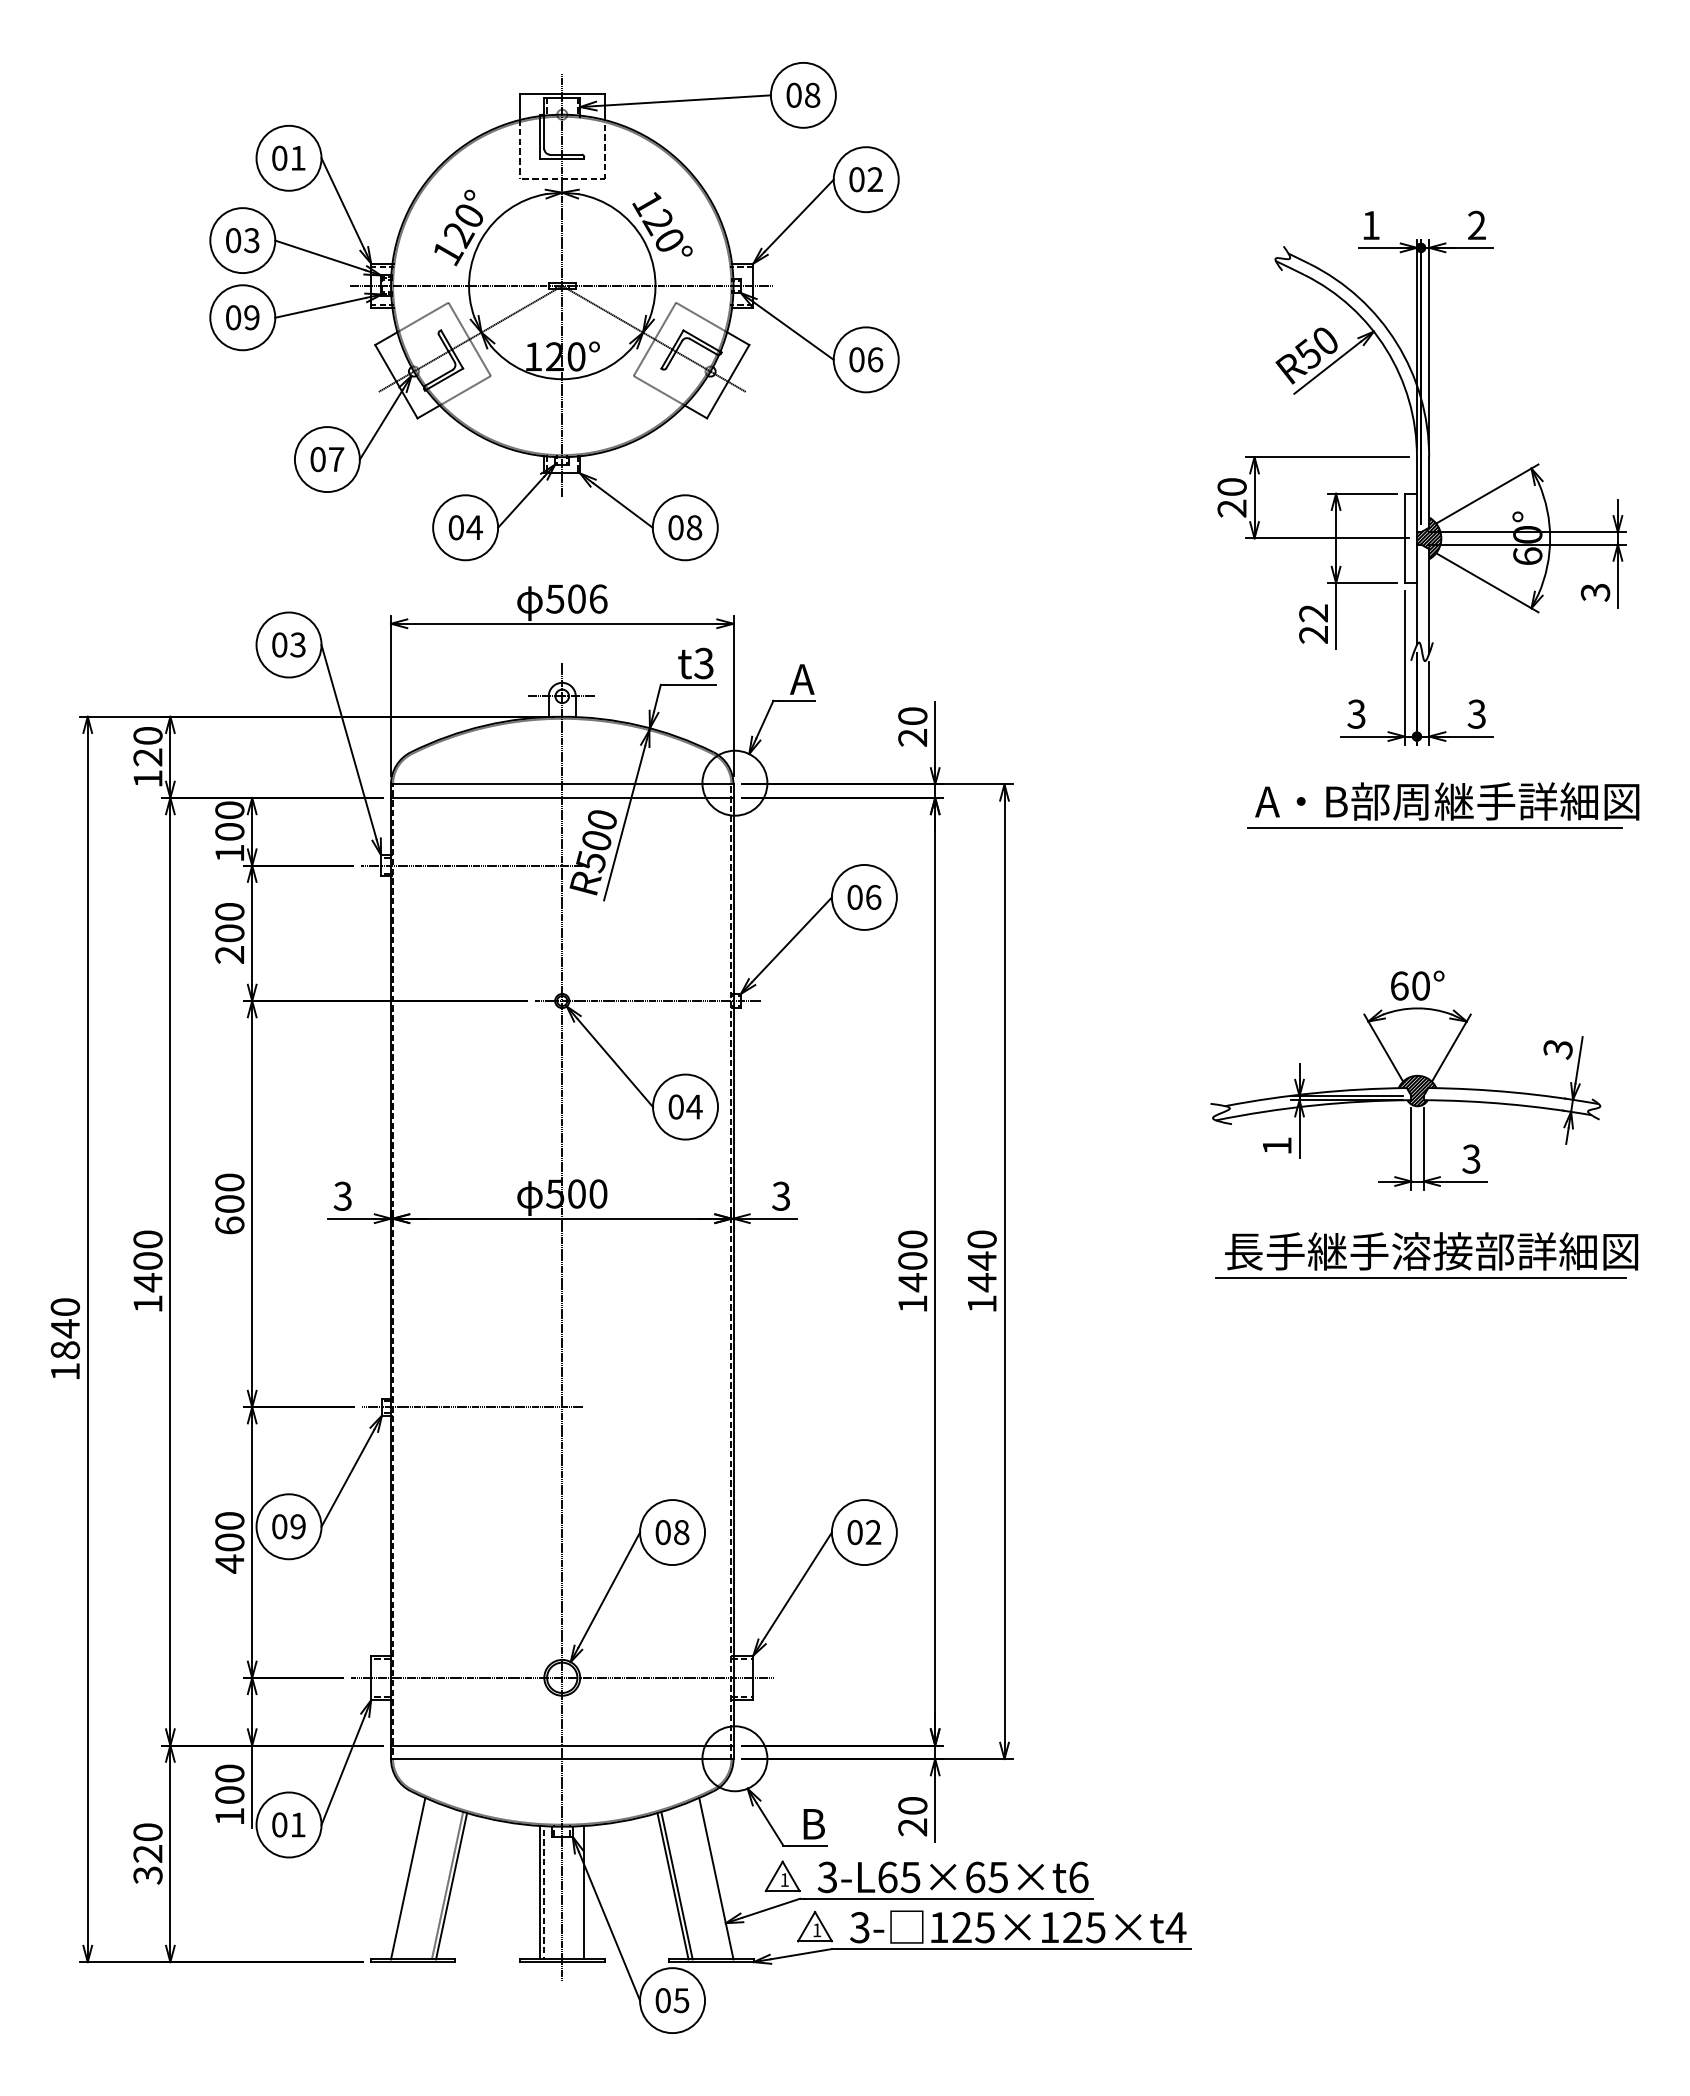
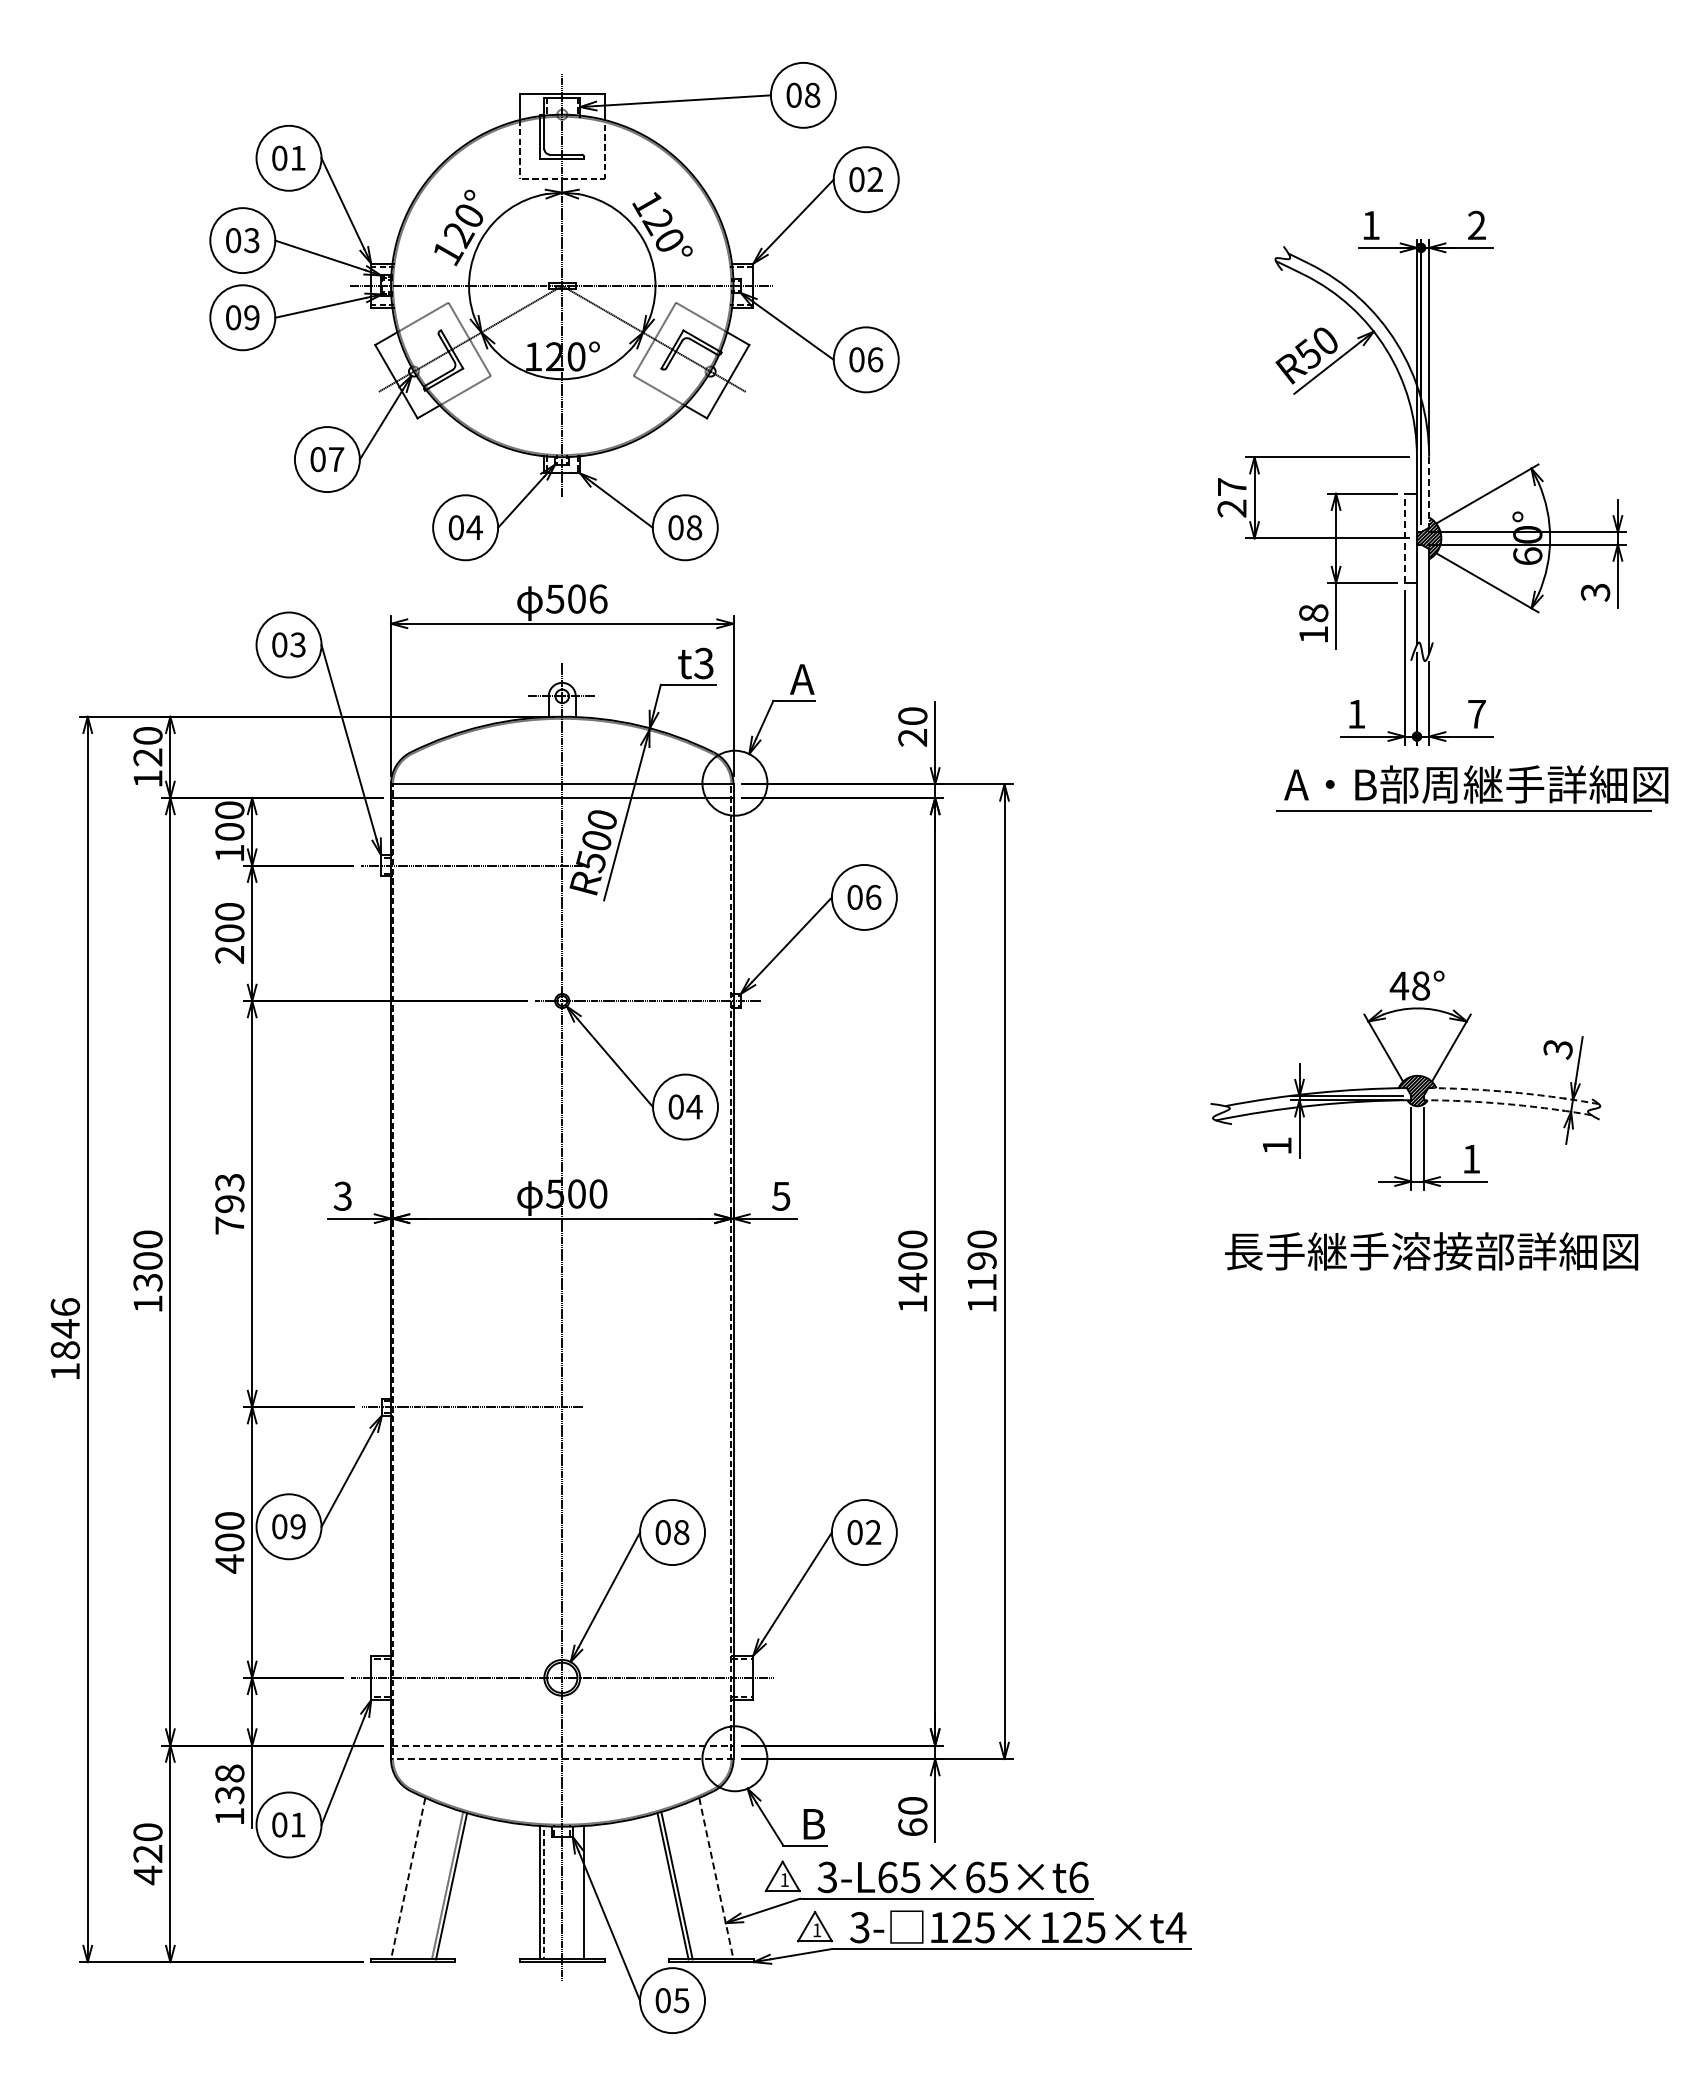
text: 20 -> 27 (1231, 486)
line: solid -> dashed (1429, 492)
line: solid -> dashed (1404, 538)
text: 22 -> 18 (1313, 623)
text: 3 -> 1 (1356, 713)
text: 3 -> 7 (1476, 713)
part position: (1443, 805) -> (1472, 788) (1472, 788)
text: 60° -> 48° (1409, 985)
arc: solid -> dashed (1513, 1092)
arc: solid -> dashed (1507, 1104)
text: 3 -> 1 (1471, 1158)
text: 3 -> 5 (781, 1195)
text: 600 -> 793 (229, 1203)
text: 1440 -> 1190 (981, 1271)
line: present -> none (1420, 1277)
text: 1400 -> 1300 (147, 1282)
text: 1840 -> 1846 (64, 1306)
line: solid -> dashed (562, 1745)
line: solid -> dashed (561, 1759)
text: 100 -> 138 (229, 1784)
text: 20 -> 60 (912, 1827)
text: 320 -> 420 (147, 1875)
line: solid -> dashed (408, 1879)
line: solid -> dashed (716, 1879)
